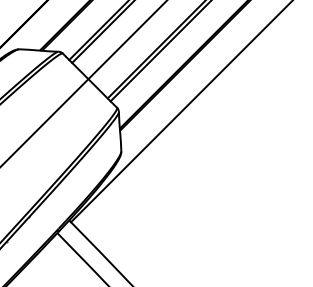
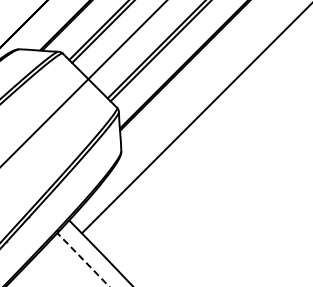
line position: (181, 112) -> (195, 119) (195, 119)
arc: solid -> dashed (83, 260)
